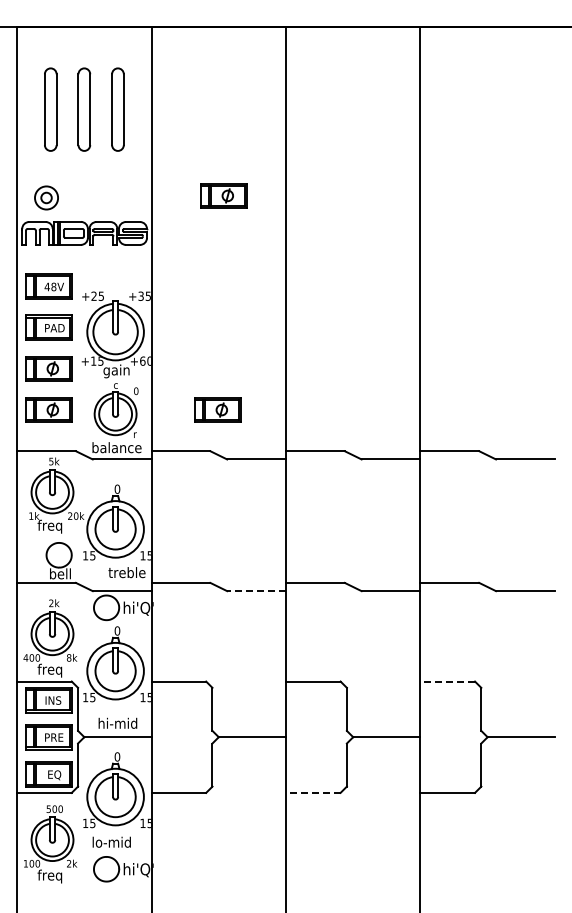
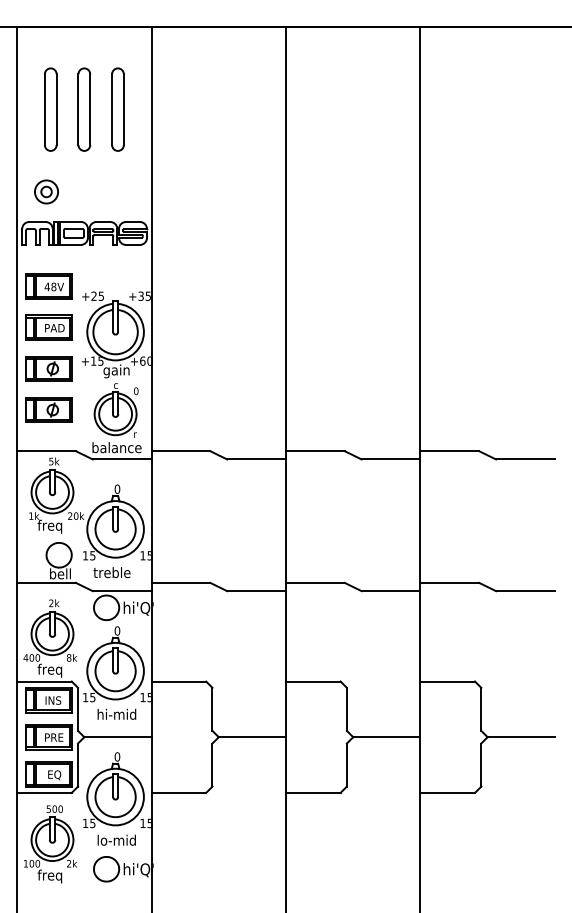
part: present -> none (223, 195)
part position: (46, 197) -> (46, 191) (46, 191)
part: present -> none (217, 409)
text position: (126, 572) -> (111, 572) (111, 572)
line: dashed -> solid (256, 591)
line: dashed -> solid (447, 681)
text position: (117, 722) -> (116, 713) (116, 713)
line: dashed -> solid (312, 792)
text position: (111, 841) -> (116, 839) (116, 839)
